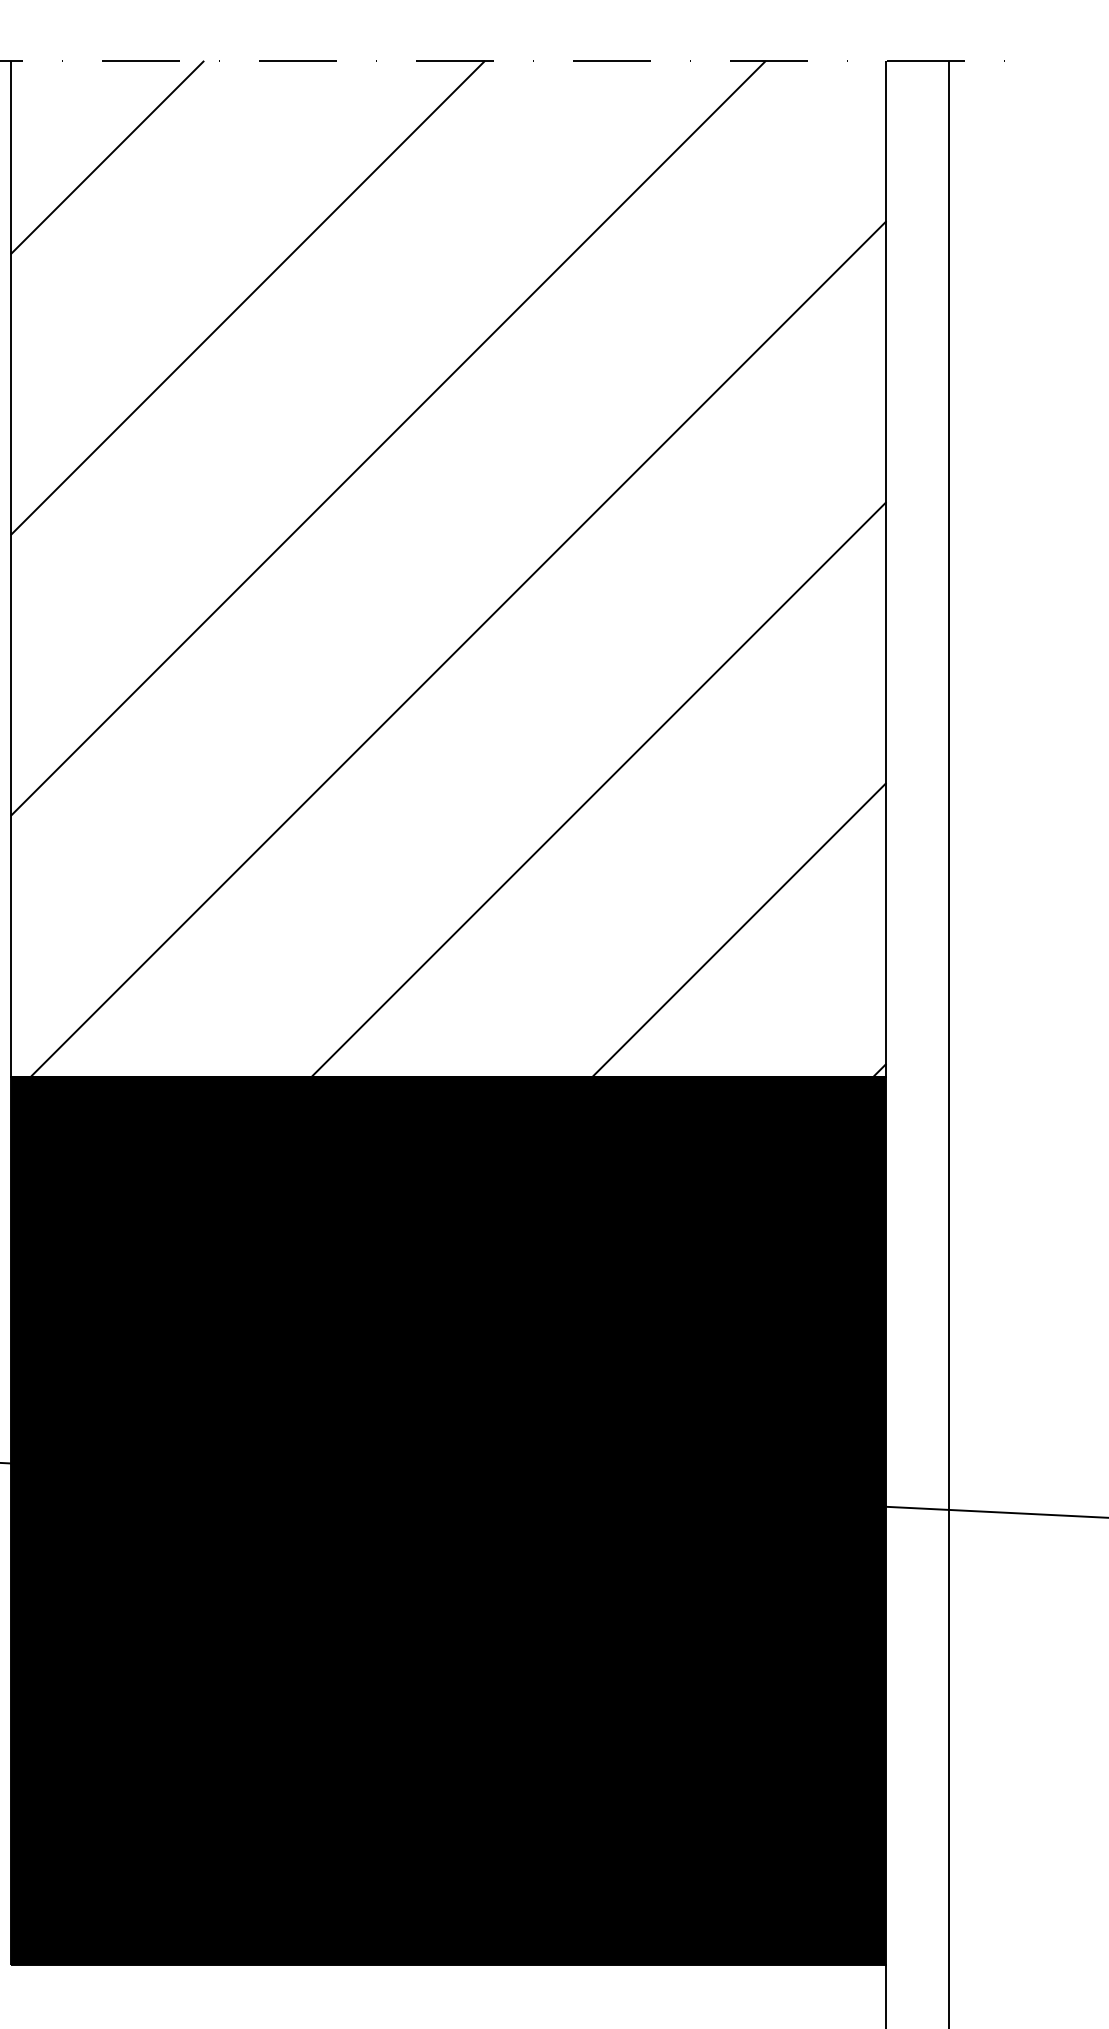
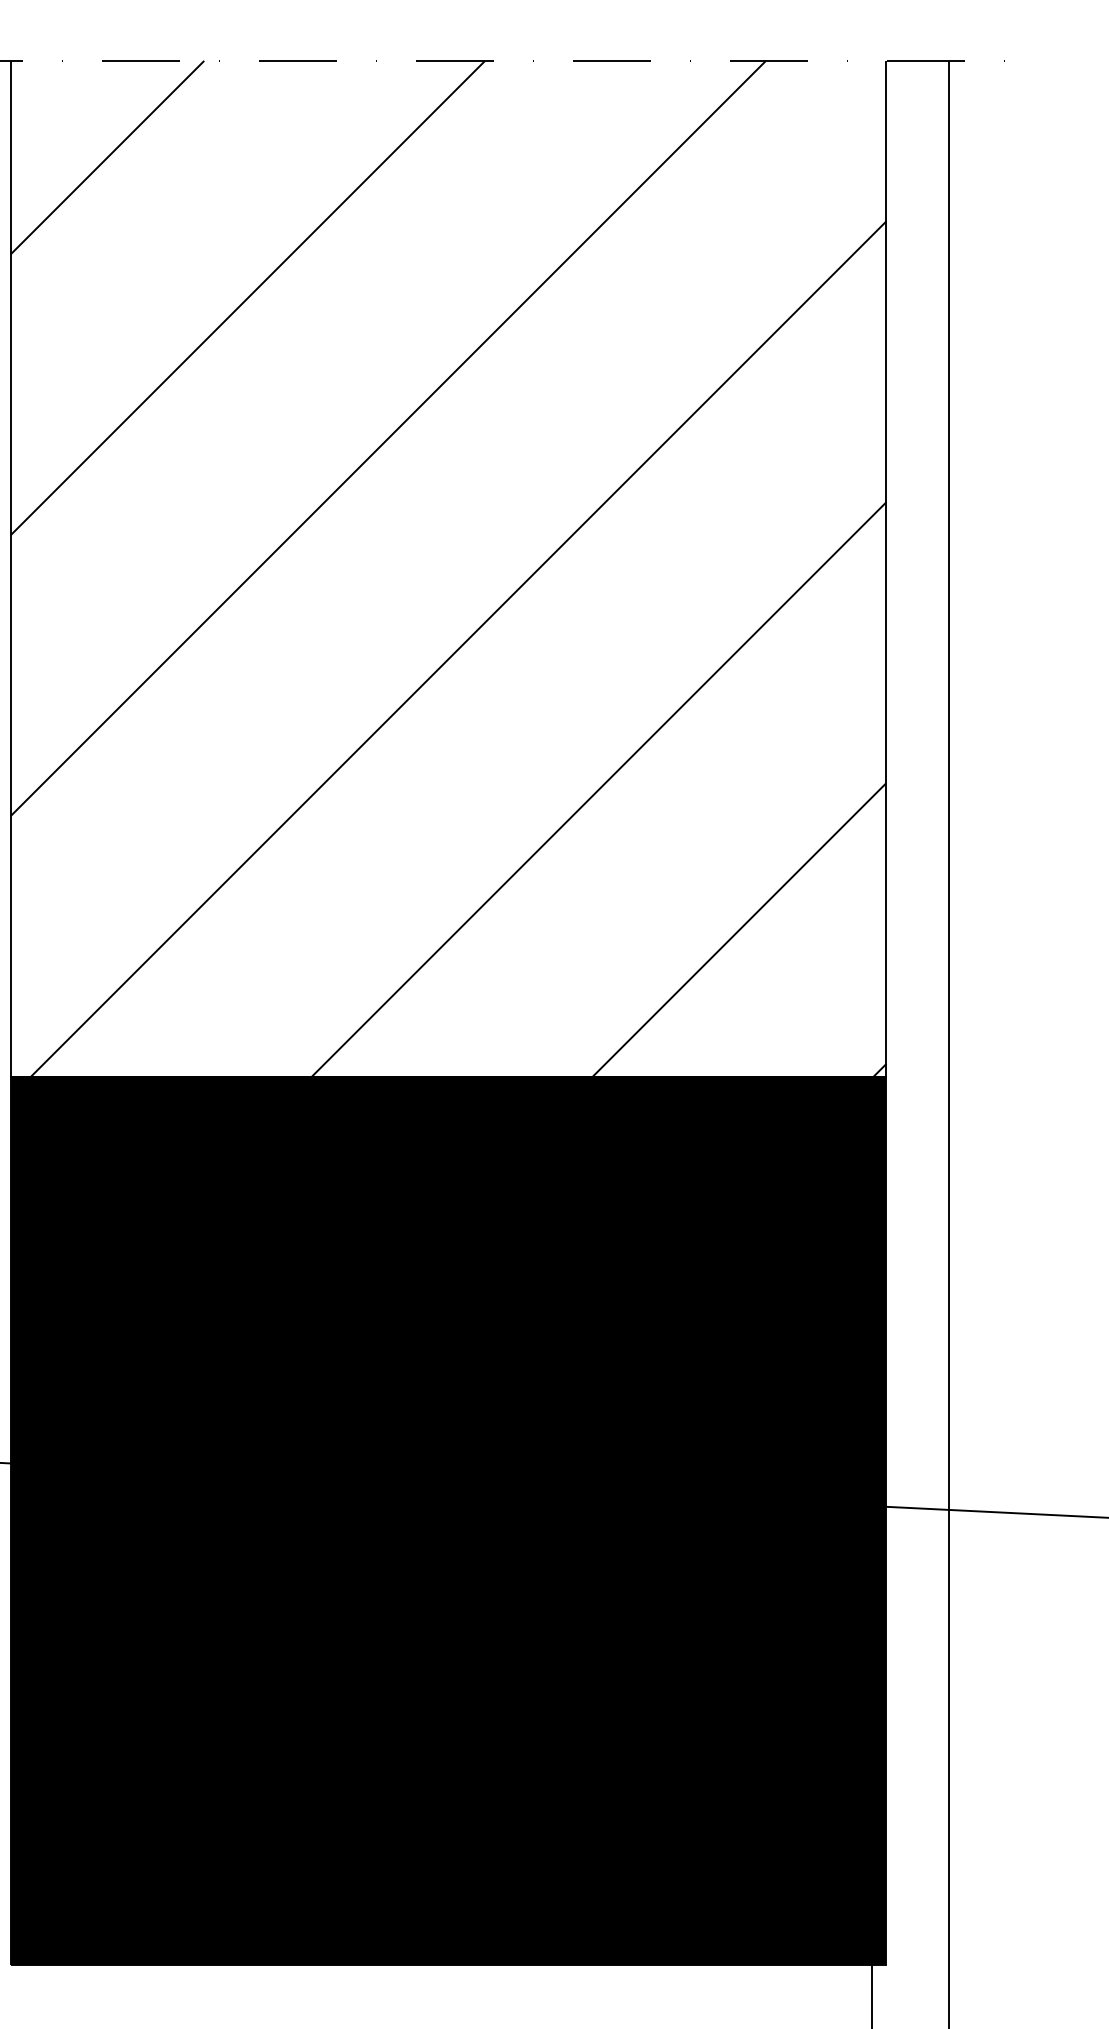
line position: (886, 1994) -> (872, 1994) (872, 1994)
